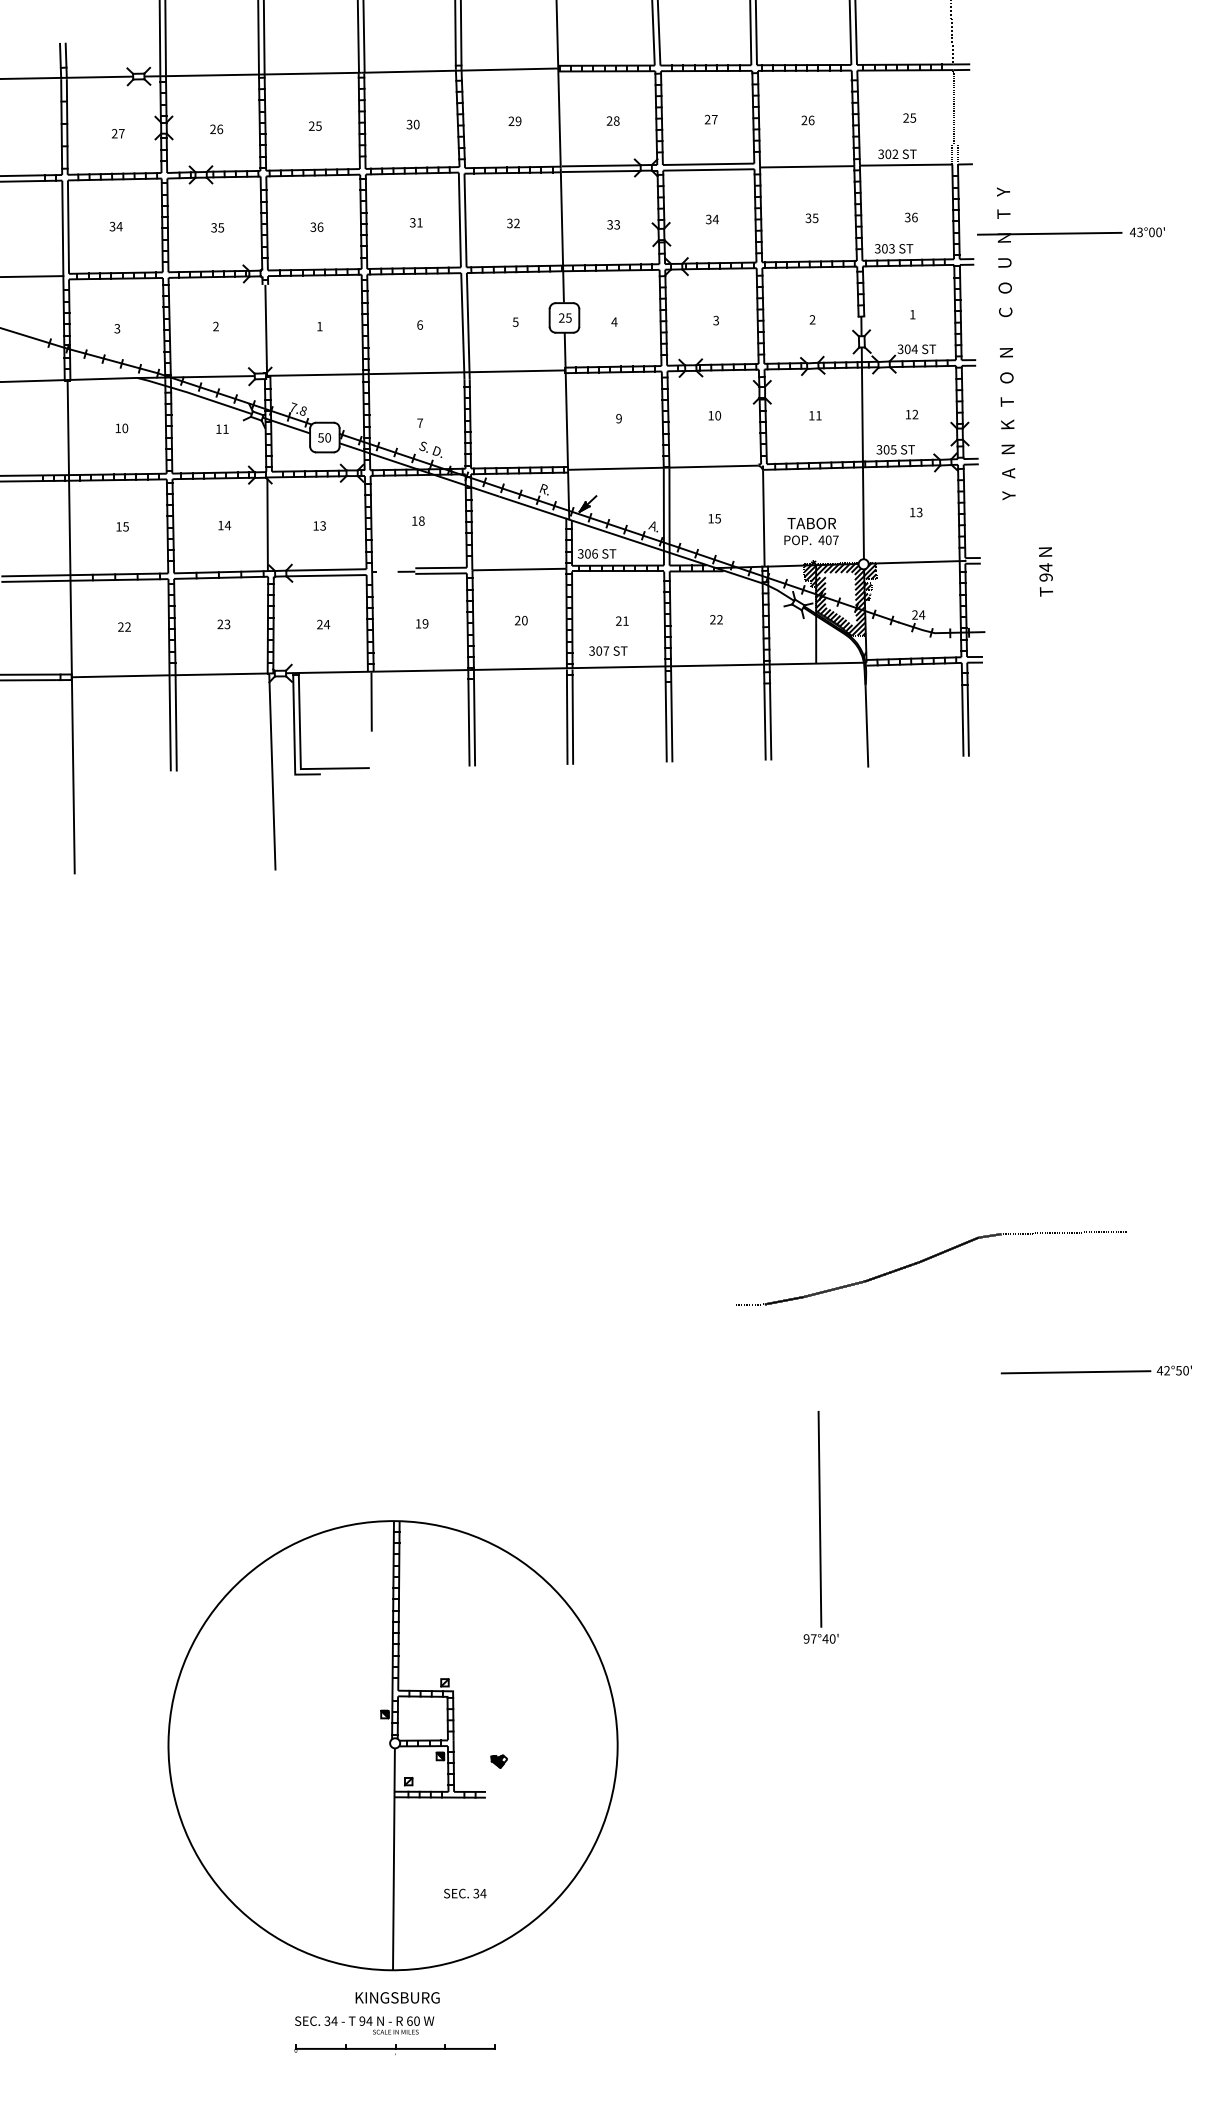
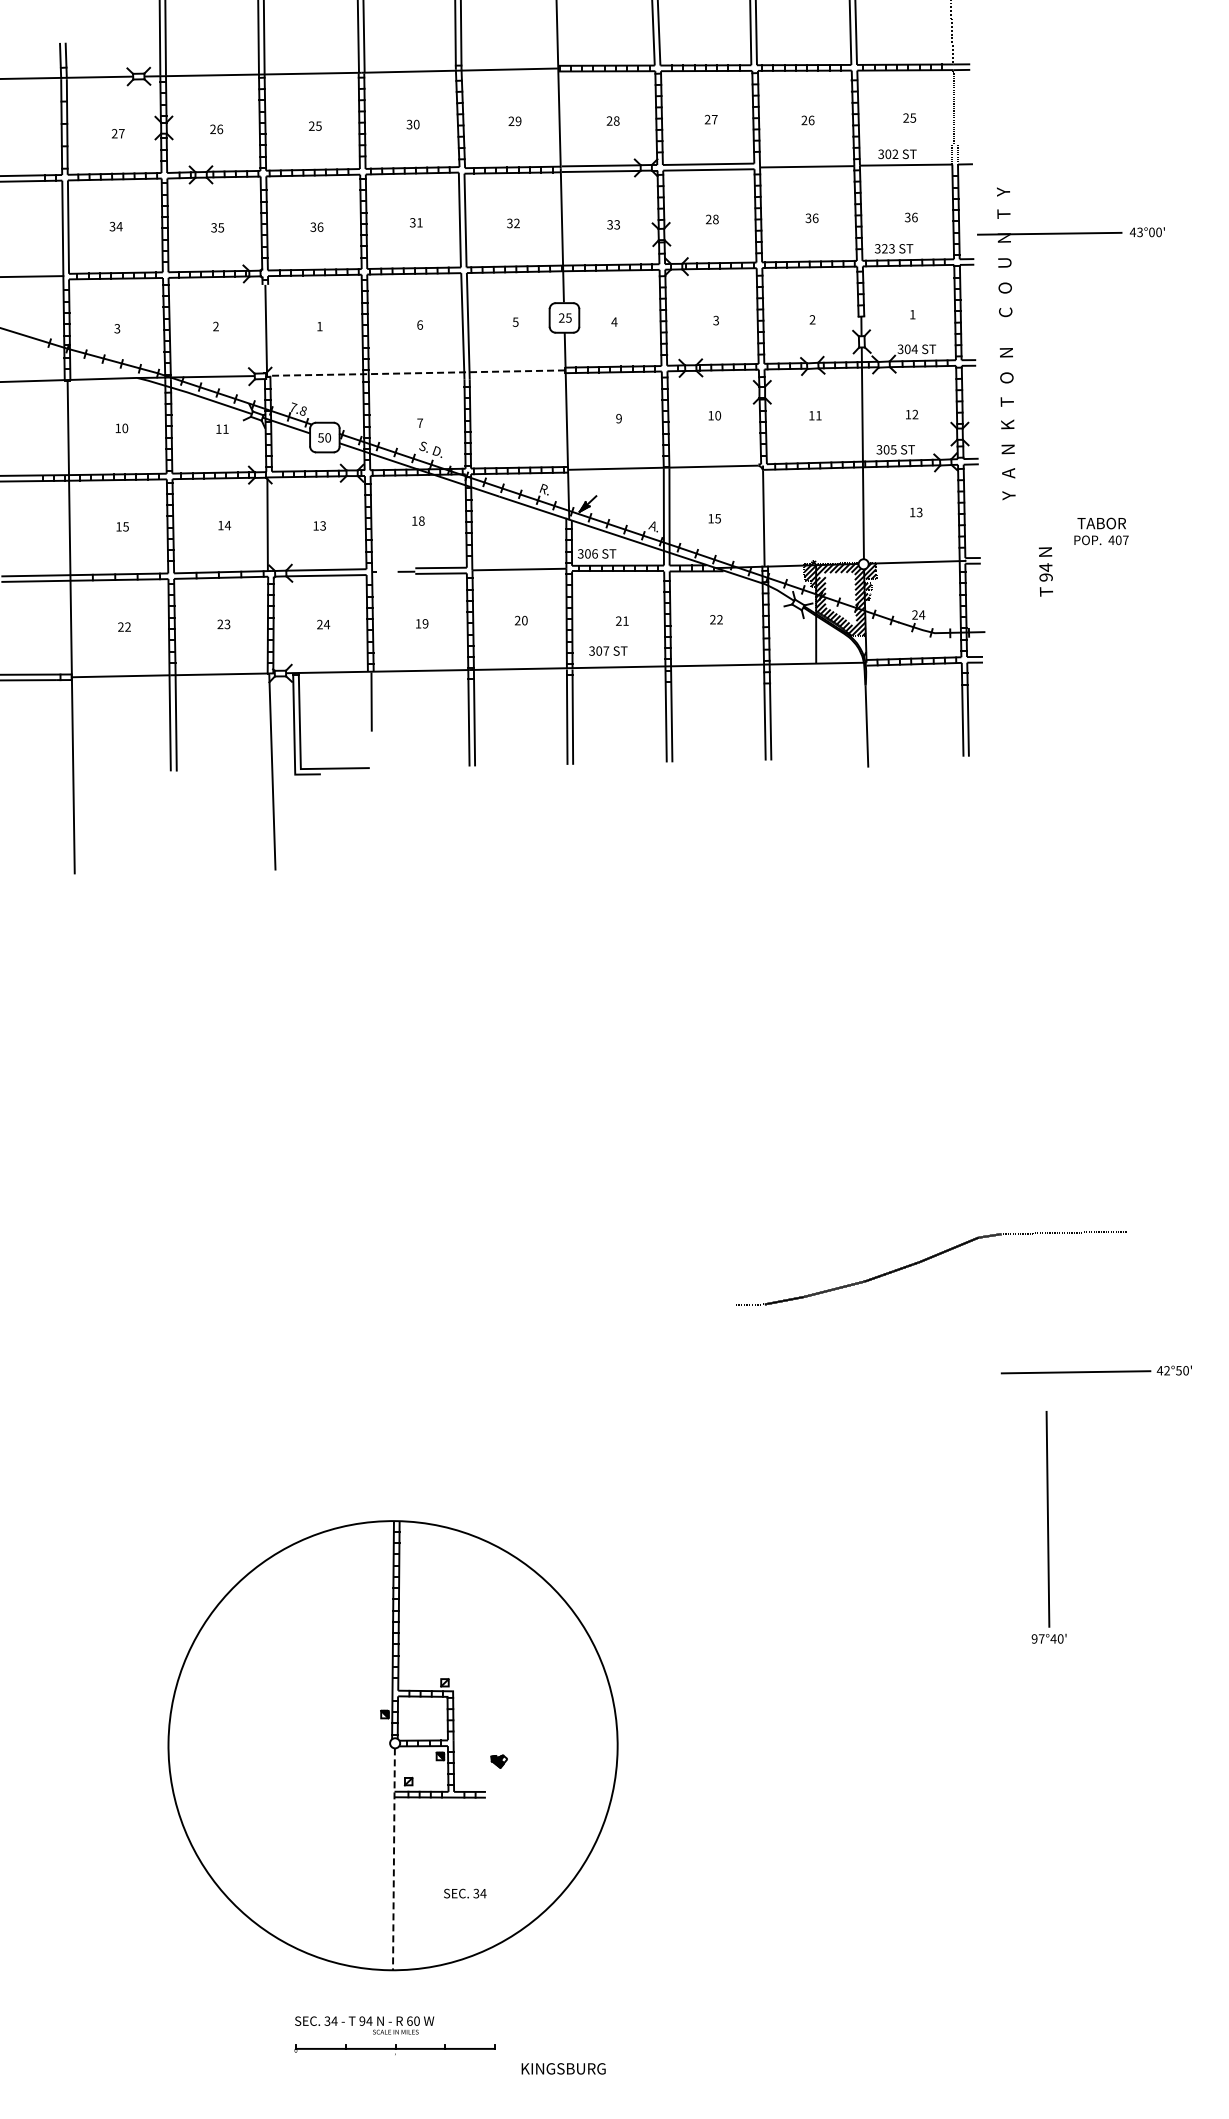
text: 35 -> 36 (815, 217)
text: 34 -> 28 (712, 219)
text: 303 -> 323 (884, 248)
line: solid -> dashed (414, 373)
text position: (811, 531) -> (1101, 531) (1101, 531)
part position: (820, 1527) -> (1048, 1527) (1048, 1527)
line: solid -> dashed (393, 1859)
text position: (397, 1997) -> (563, 2068) (563, 2068)
